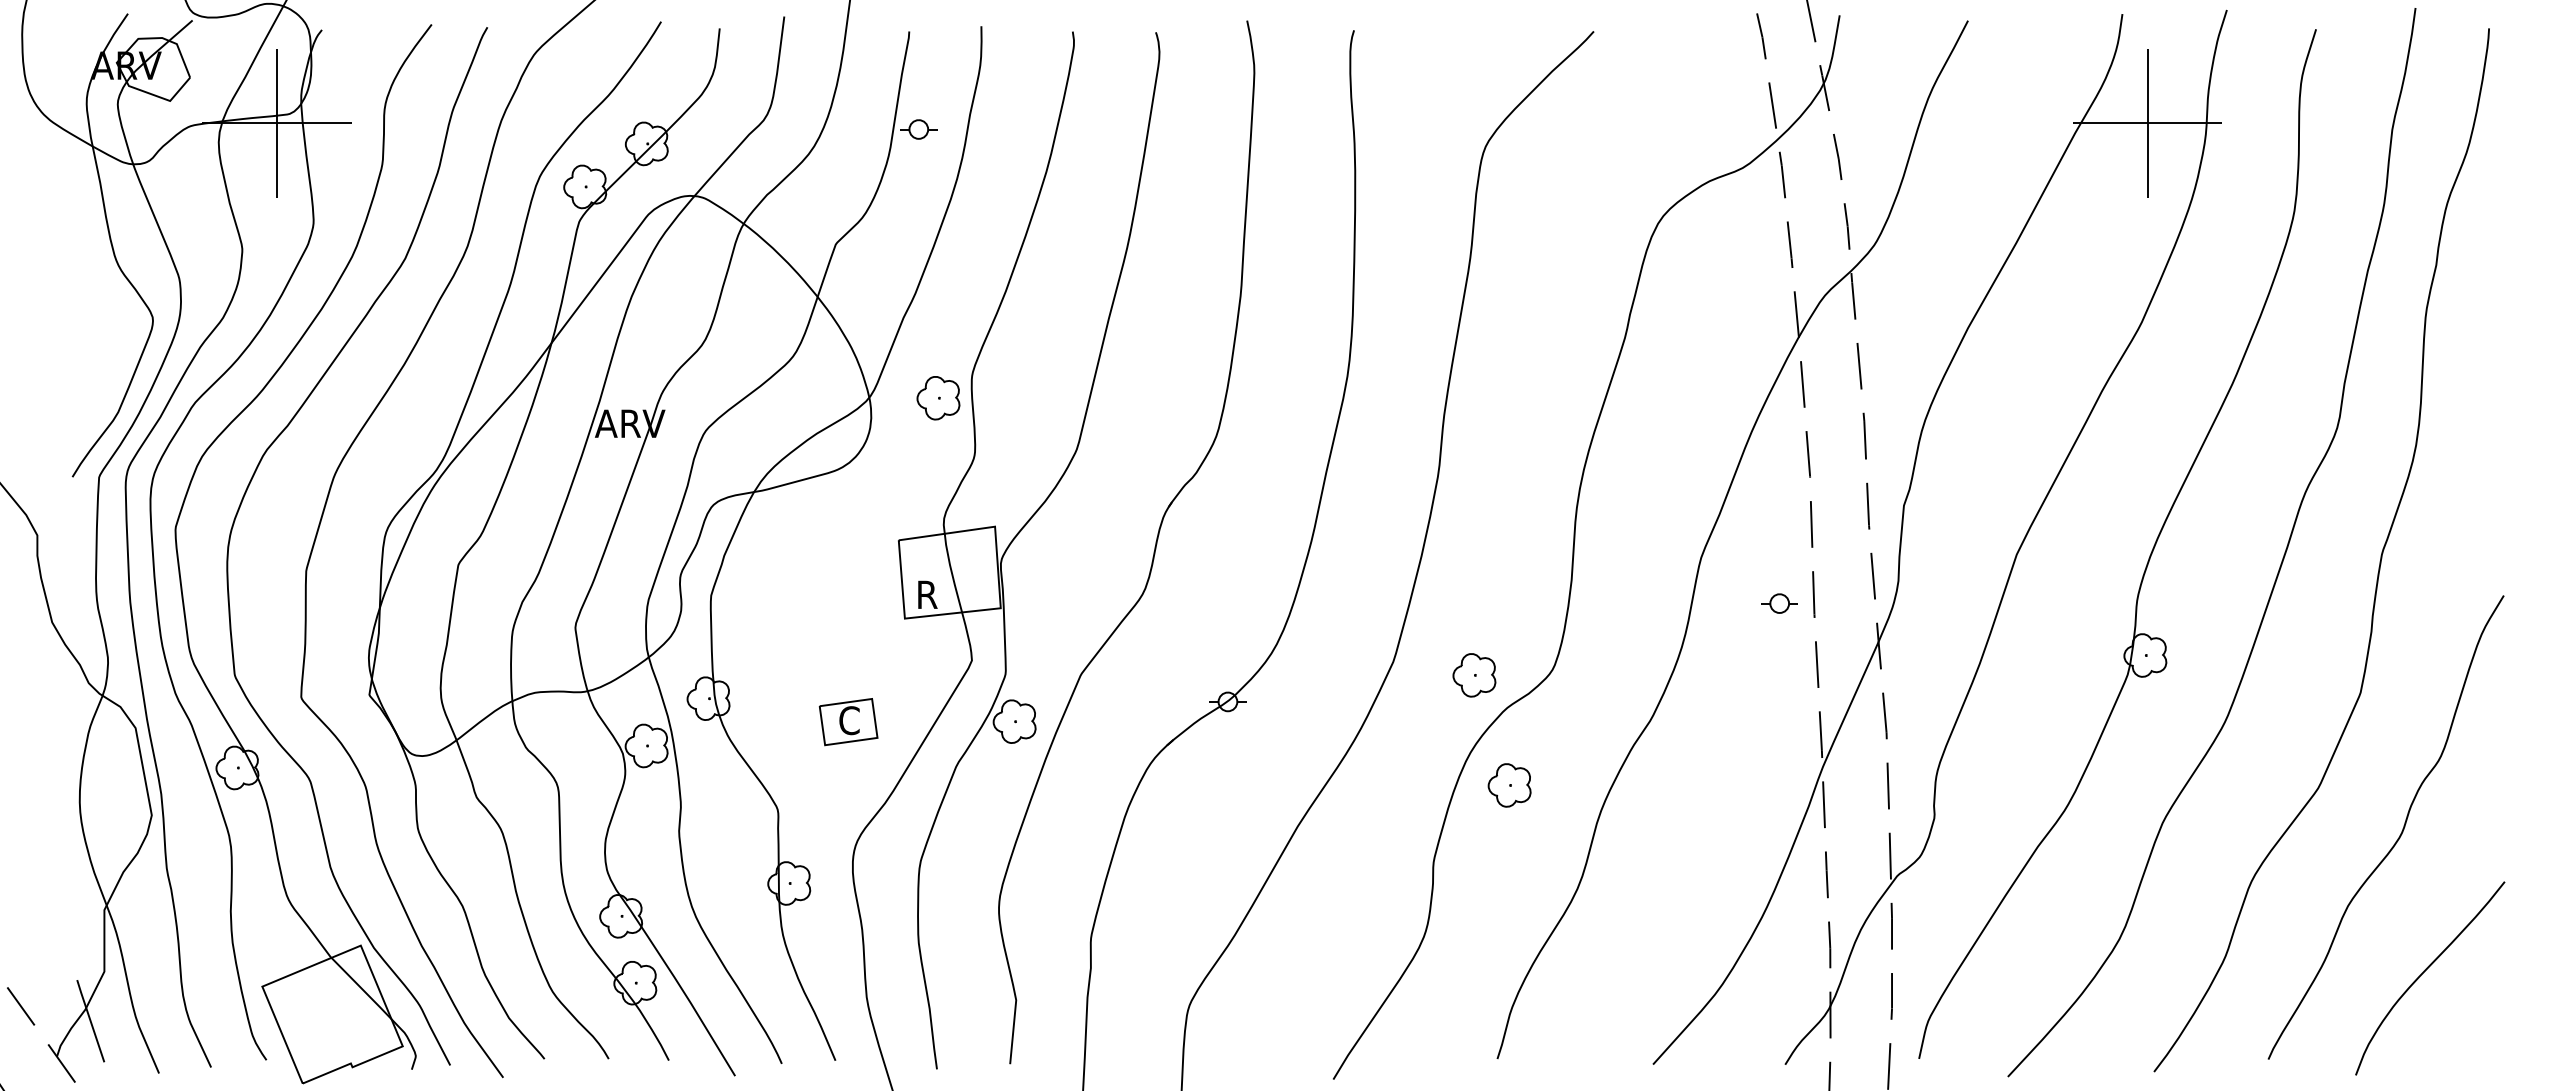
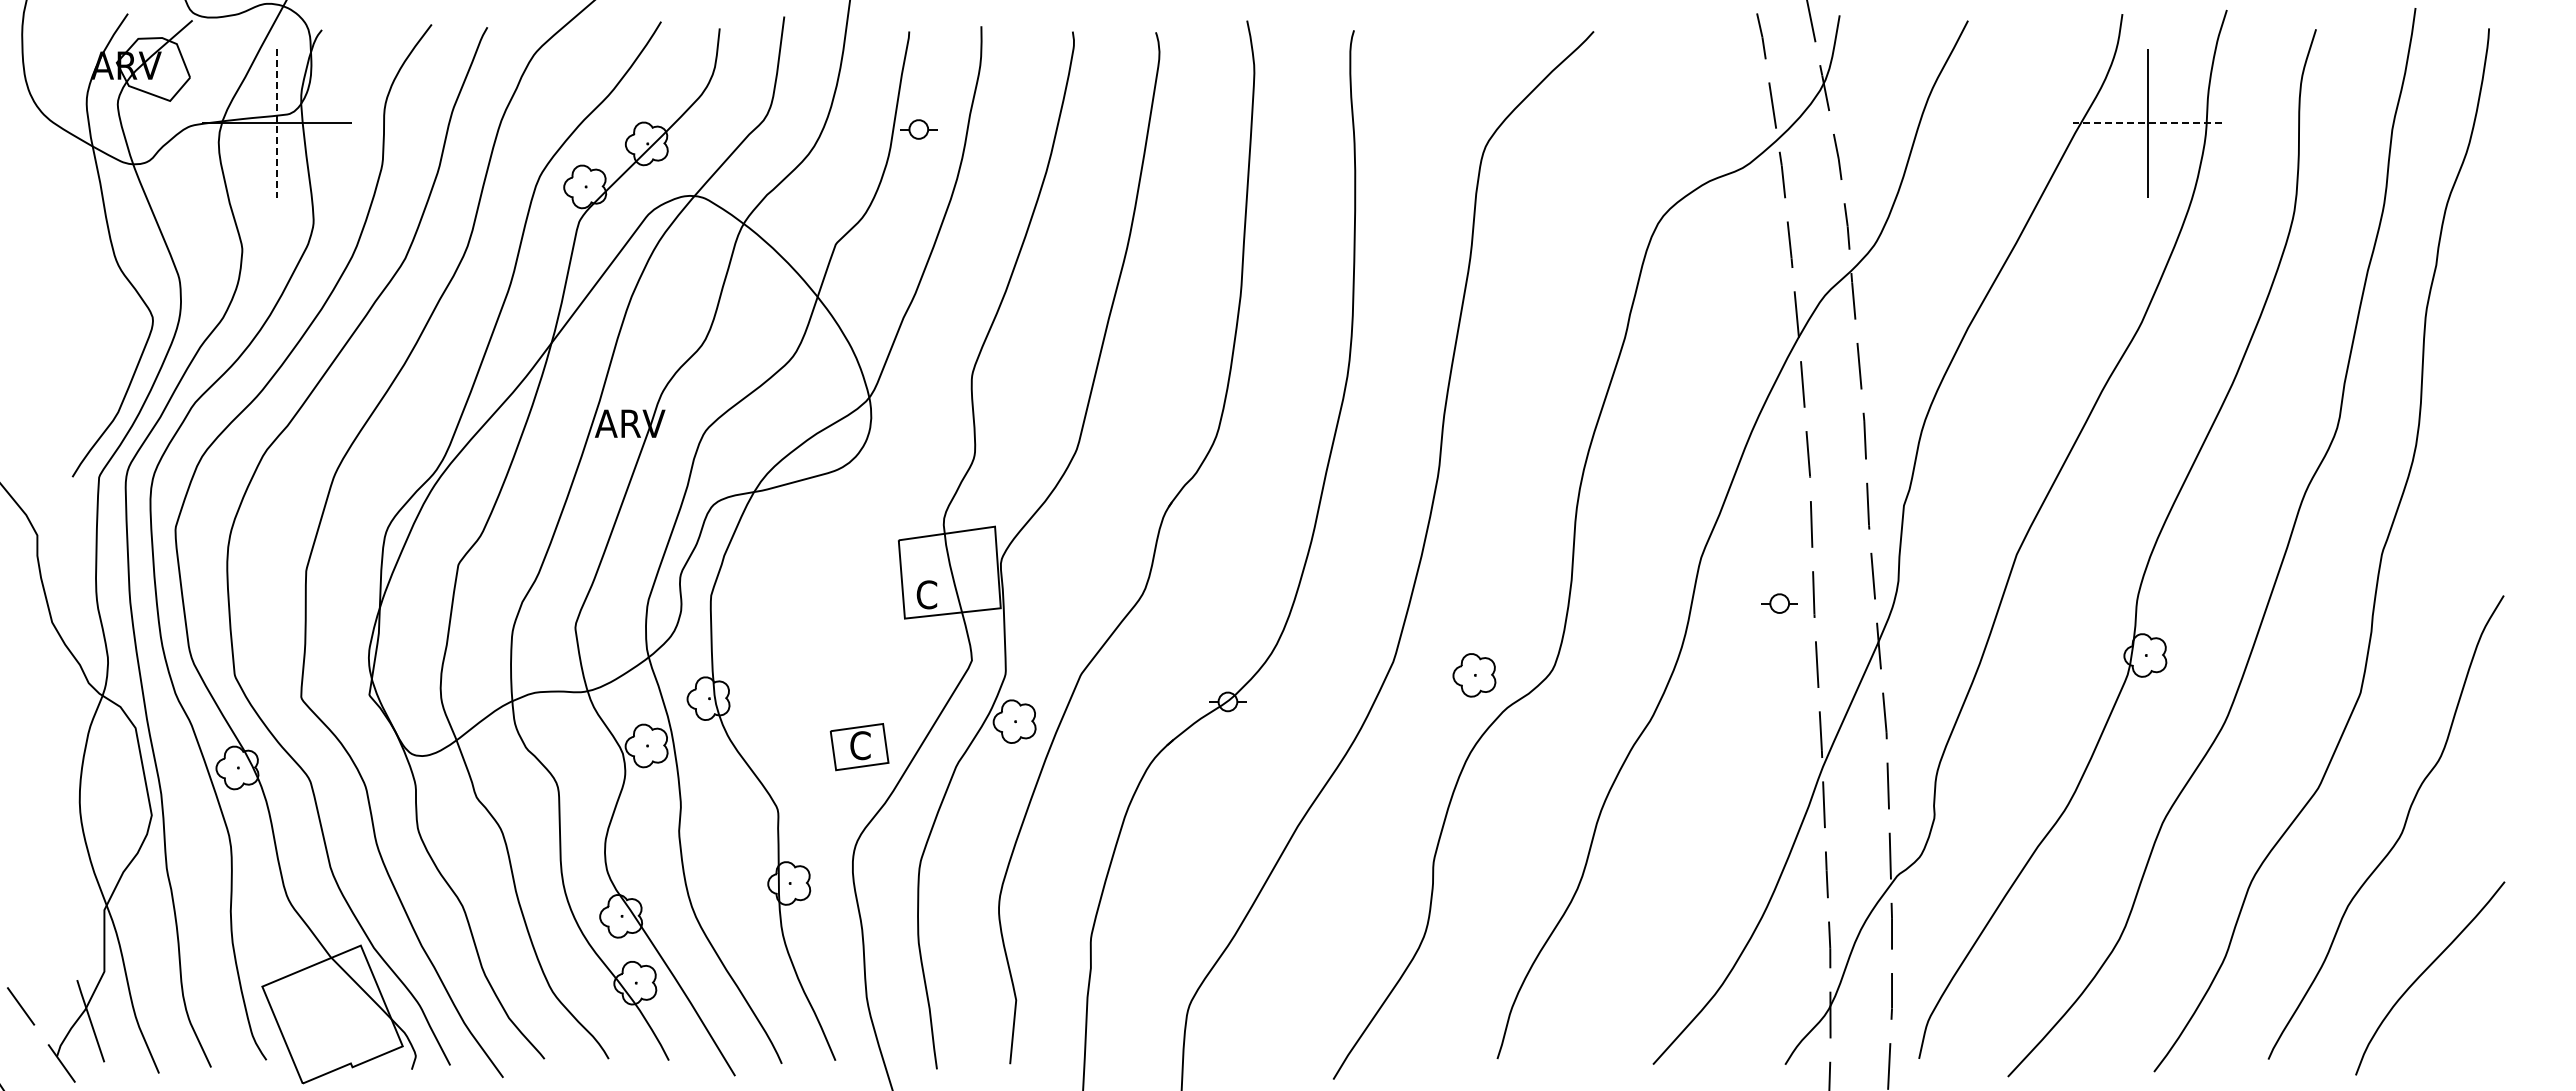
line: solid -> dashed (276, 123)
line: solid -> dashed (2147, 123)
part: present -> none (938, 398)
text: R -> C (926, 594)
part position: (848, 722) -> (859, 747) (859, 747)
part: present -> none (1509, 785)
